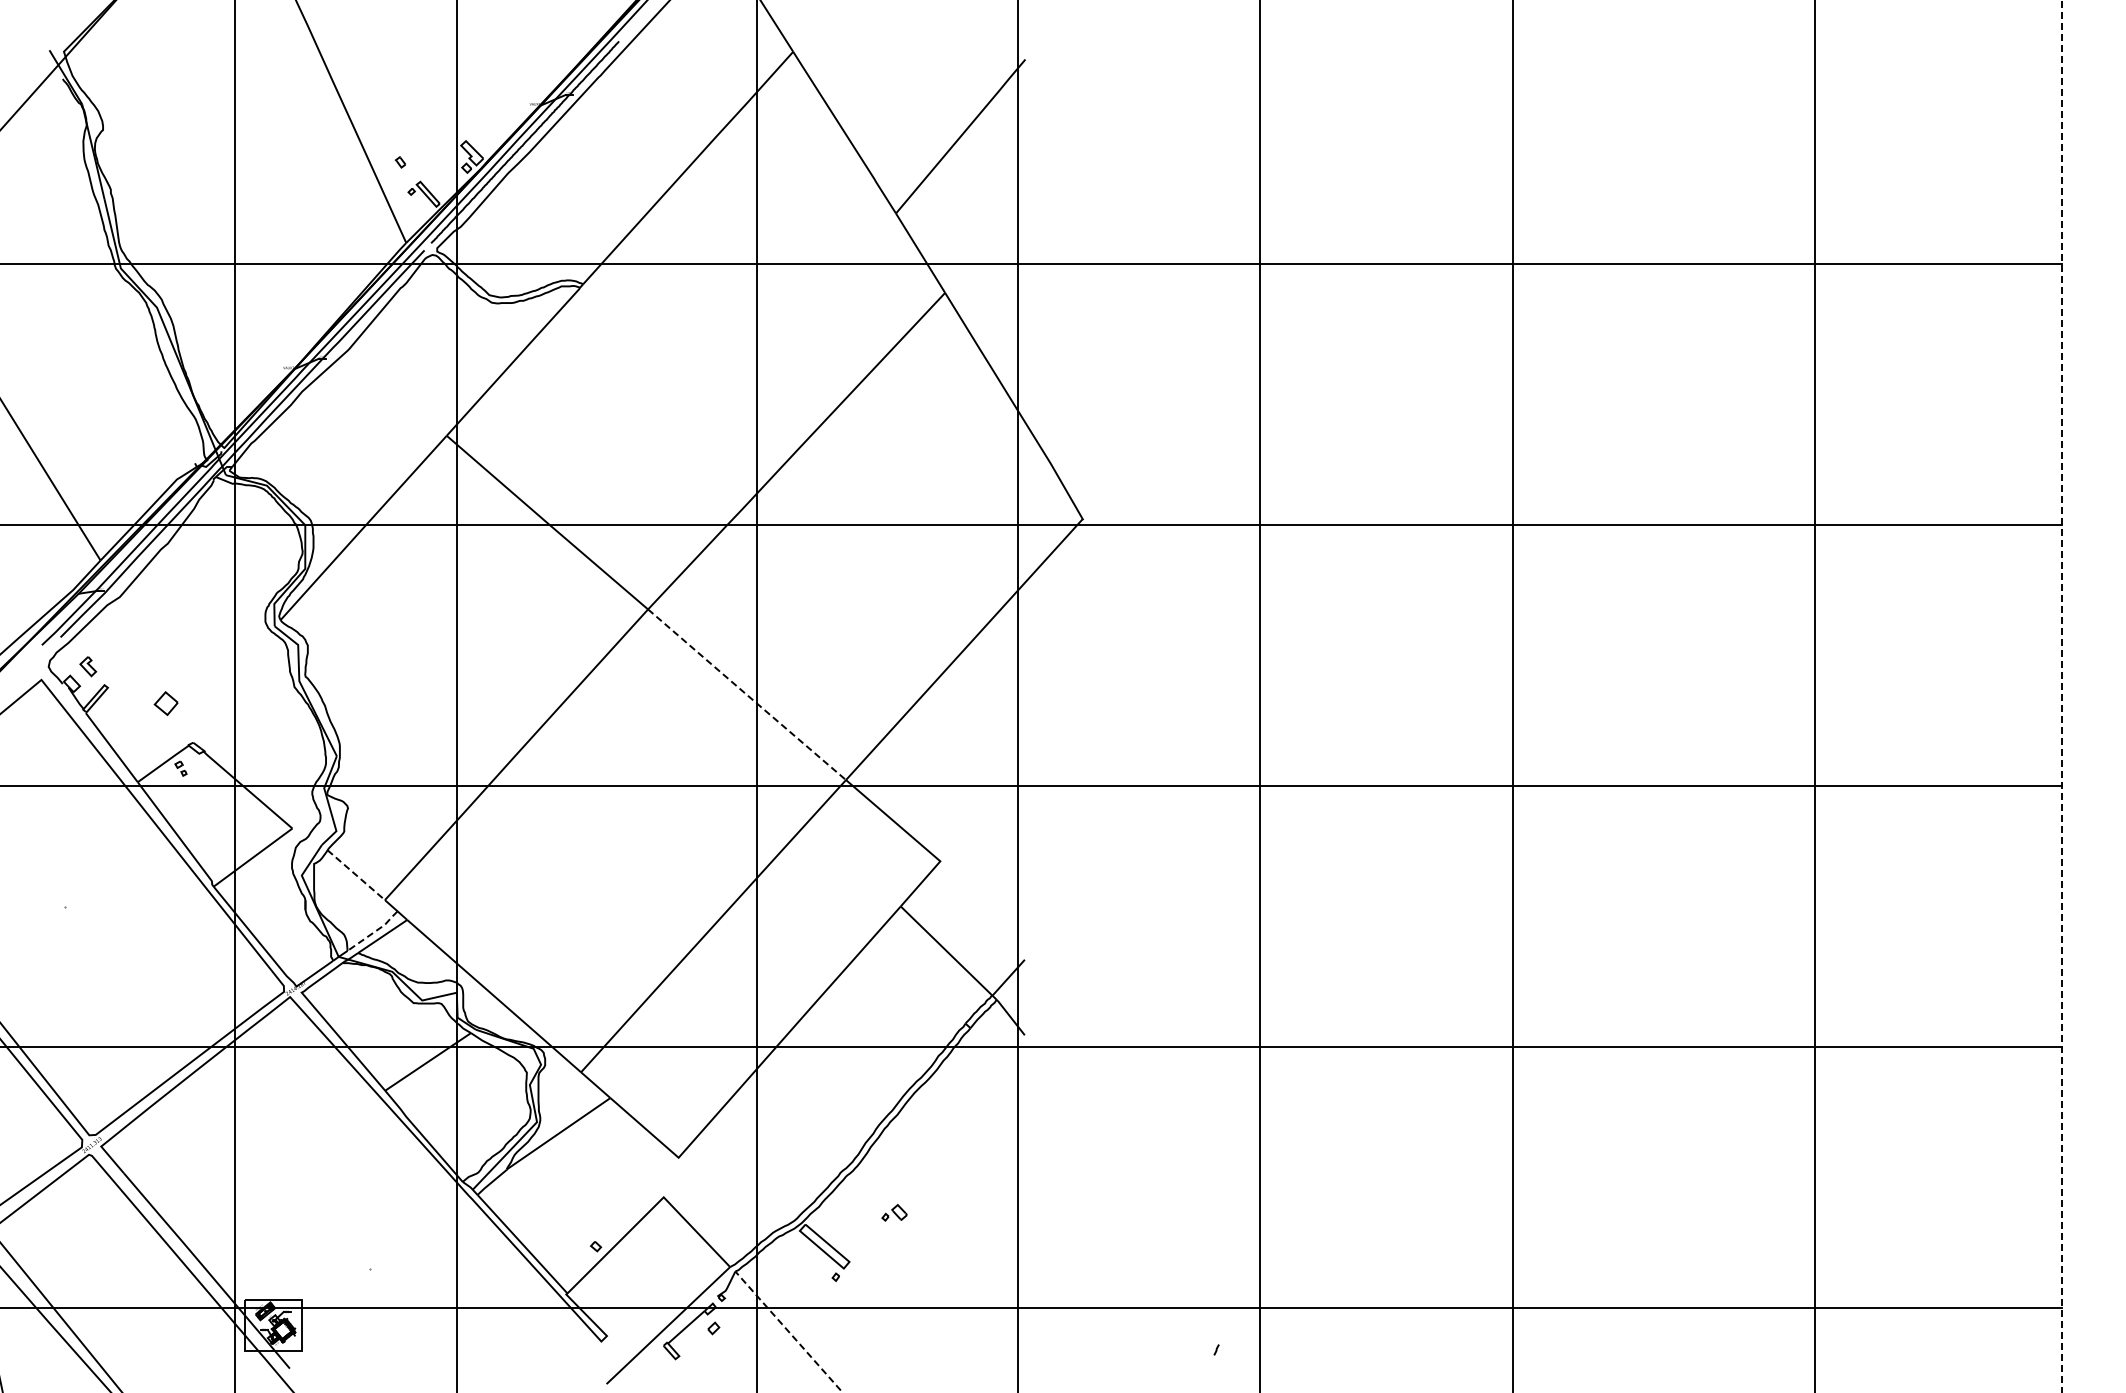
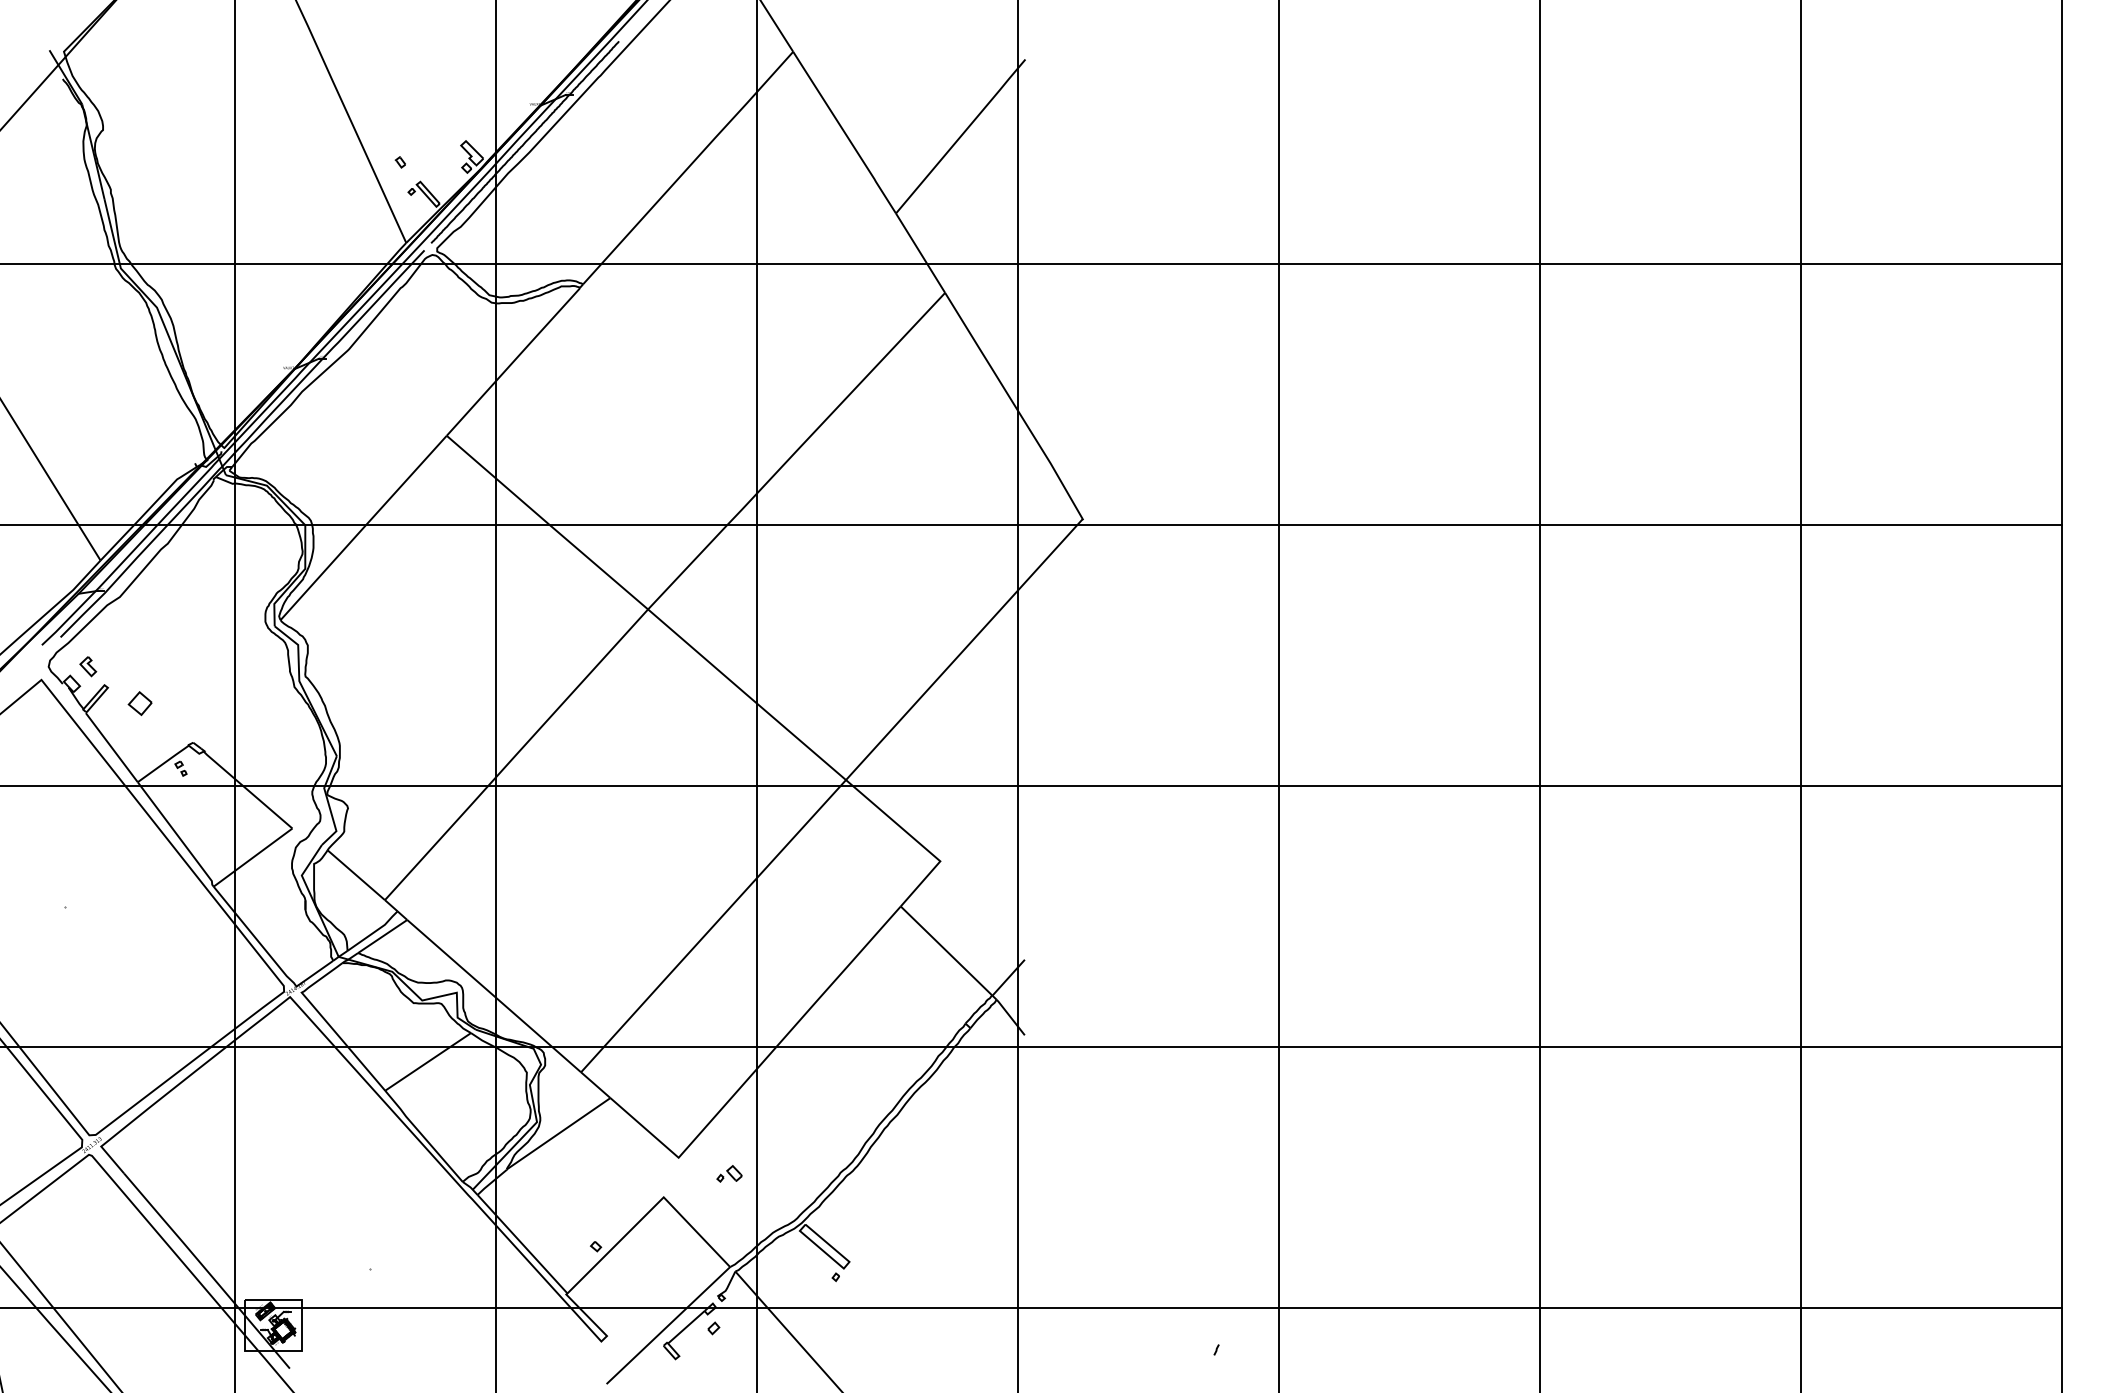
line: dashed -> solid (746, 694)
line position: (456, 695) -> (495, 695) (495, 695)
line position: (1259, 695) -> (1278, 695) (1278, 695)
line position: (1513, 695) -> (1540, 695) (1540, 695)
line position: (1815, 695) -> (1801, 695) (1801, 695)
line: dashed -> solid (2062, 696)
part position: (165, 703) -> (139, 703) (139, 703)
line: dashed -> solid (356, 875)
line: dashed -> solid (375, 931)
part position: (894, 1212) -> (729, 1173) (729, 1173)
line: dashed -> solid (788, 1331)
